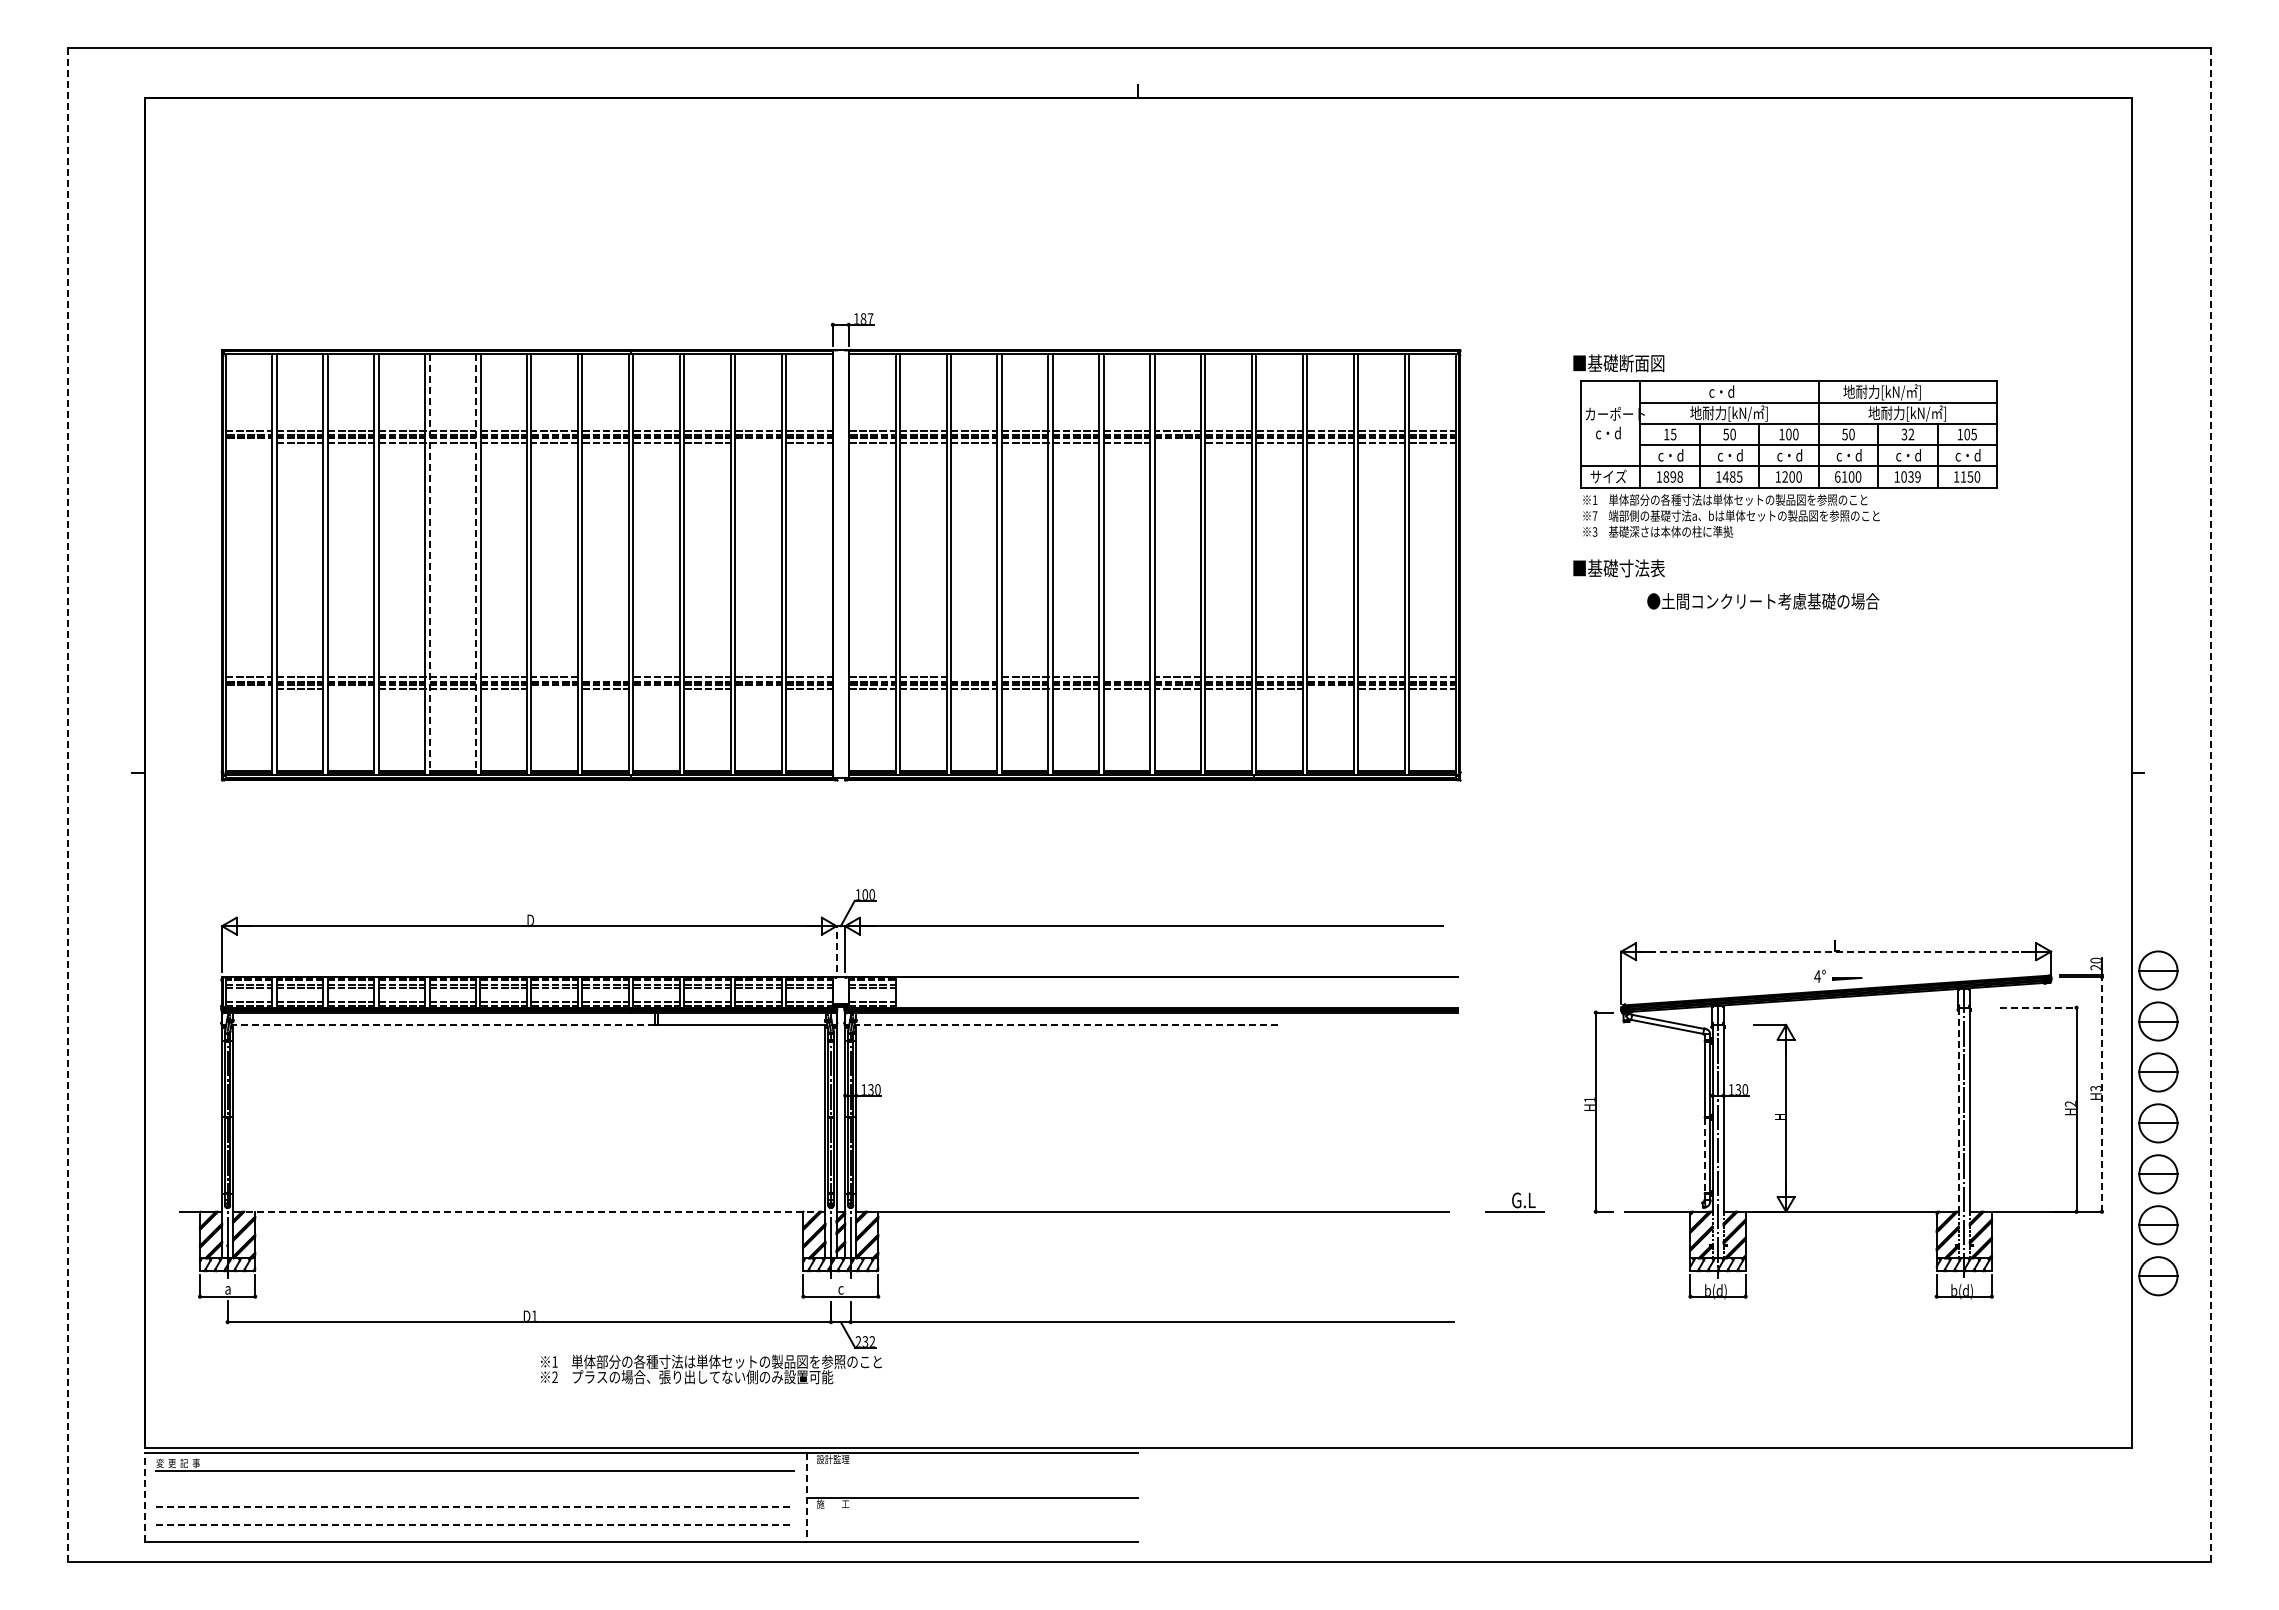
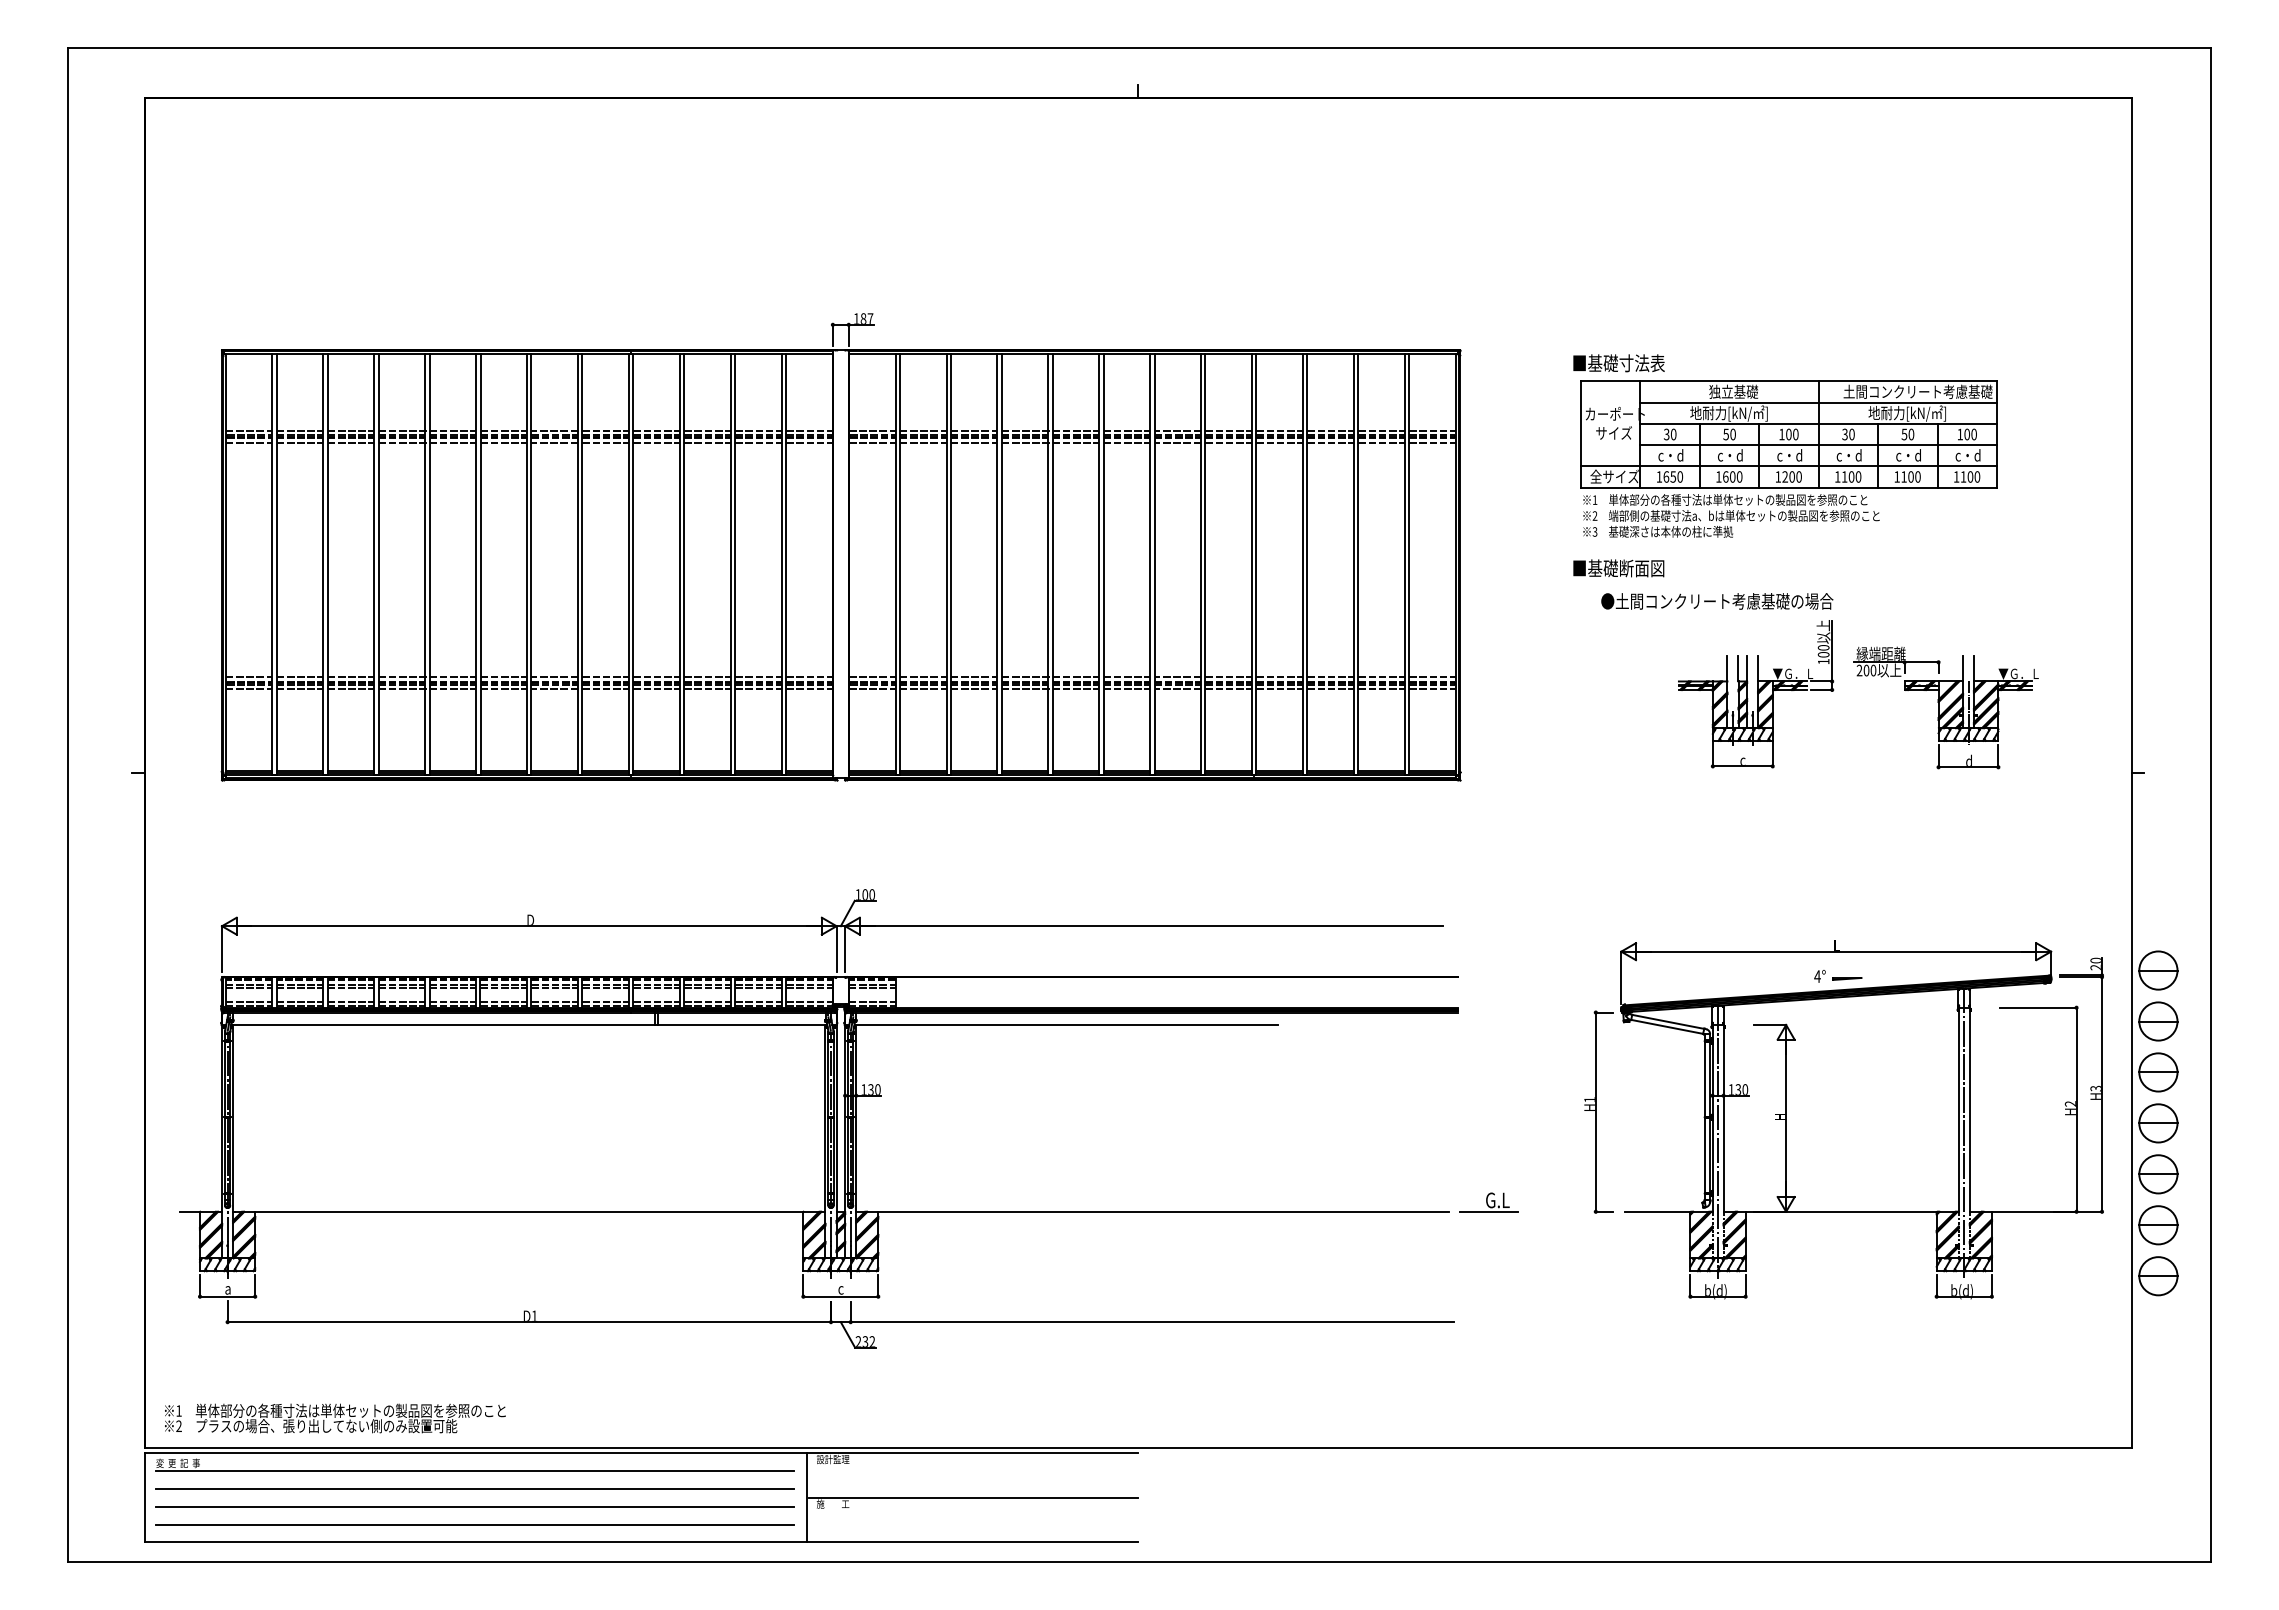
text: ■基礎断面図 -> ■基礎寸法表 (1641, 363)
text: c・d -> 独立基礎 (1733, 391)
text: 地耐力[kN/㎡] -> 土間コンクリート考慮基礎 (1917, 392)
text: c・d -> サイズ (1613, 432)
text: 50 -> 30 (1844, 433)
text: 15 -> 30 (1669, 434)
text: 32 -> 50 (1908, 434)
text: 105 -> 100 (1973, 434)
line: none -> present (248, 442)
line: none -> present (758, 442)
line: none -> present (1177, 442)
text: サイズ -> 全サイズ (1614, 476)
text: 1898 -> 1650 (1673, 476)
text: 1485 -> 1600 (1732, 476)
text: 6100 -> 1100 (1837, 476)
text: 1039 -> 1100 (1910, 476)
text: 1150 -> 1100 (1970, 476)
text: 7 -> 2 (1594, 515)
line: dashed -> solid (429, 564)
line: dashed -> solid (476, 564)
text: ■基礎寸法表 -> ■基礎断面図 (1641, 568)
text position: (1763, 601) -> (1717, 601) (1717, 601)
line: none -> present (605, 677)
line: none -> present (973, 677)
line: none -> present (1126, 677)
line: none -> present (248, 689)
line: none -> present (350, 689)
line: none -> present (554, 689)
line: none -> present (656, 689)
line: none -> present (758, 689)
line: none -> present (1330, 689)
part: none -> present (1756, 694)
part: none -> present (1945, 707)
line: dashed -> solid (68, 805)
line: dashed -> solid (2210, 805)
line: dashed -> solid (836, 949)
line: dashed -> solid (1836, 951)
line: dashed -> solid (2039, 1007)
line: dashed -> solid (443, 1024)
line: dashed -> solid (1066, 1024)
line: dashed -> solid (2102, 1093)
line: dashed -> solid (1958, 1109)
line: dashed -> solid (1704, 1155)
part position: (1514, 1202) -> (1488, 1202) (1488, 1202)
line: dashed -> solid (528, 1211)
text position: (711, 1369) -> (335, 1418) (335, 1418)
line: none -> present (474, 1488)
line: dashed -> solid (144, 1497)
line: dashed -> solid (807, 1497)
line: dashed -> solid (475, 1506)
line: dashed -> solid (475, 1524)
